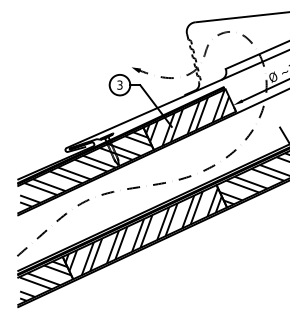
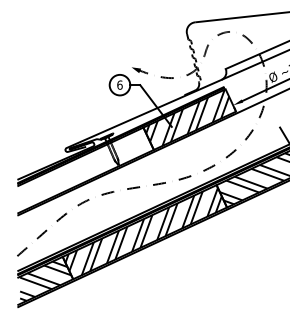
text: 3 -> 6 (119, 84)
hatch: present -> none (86, 169)
